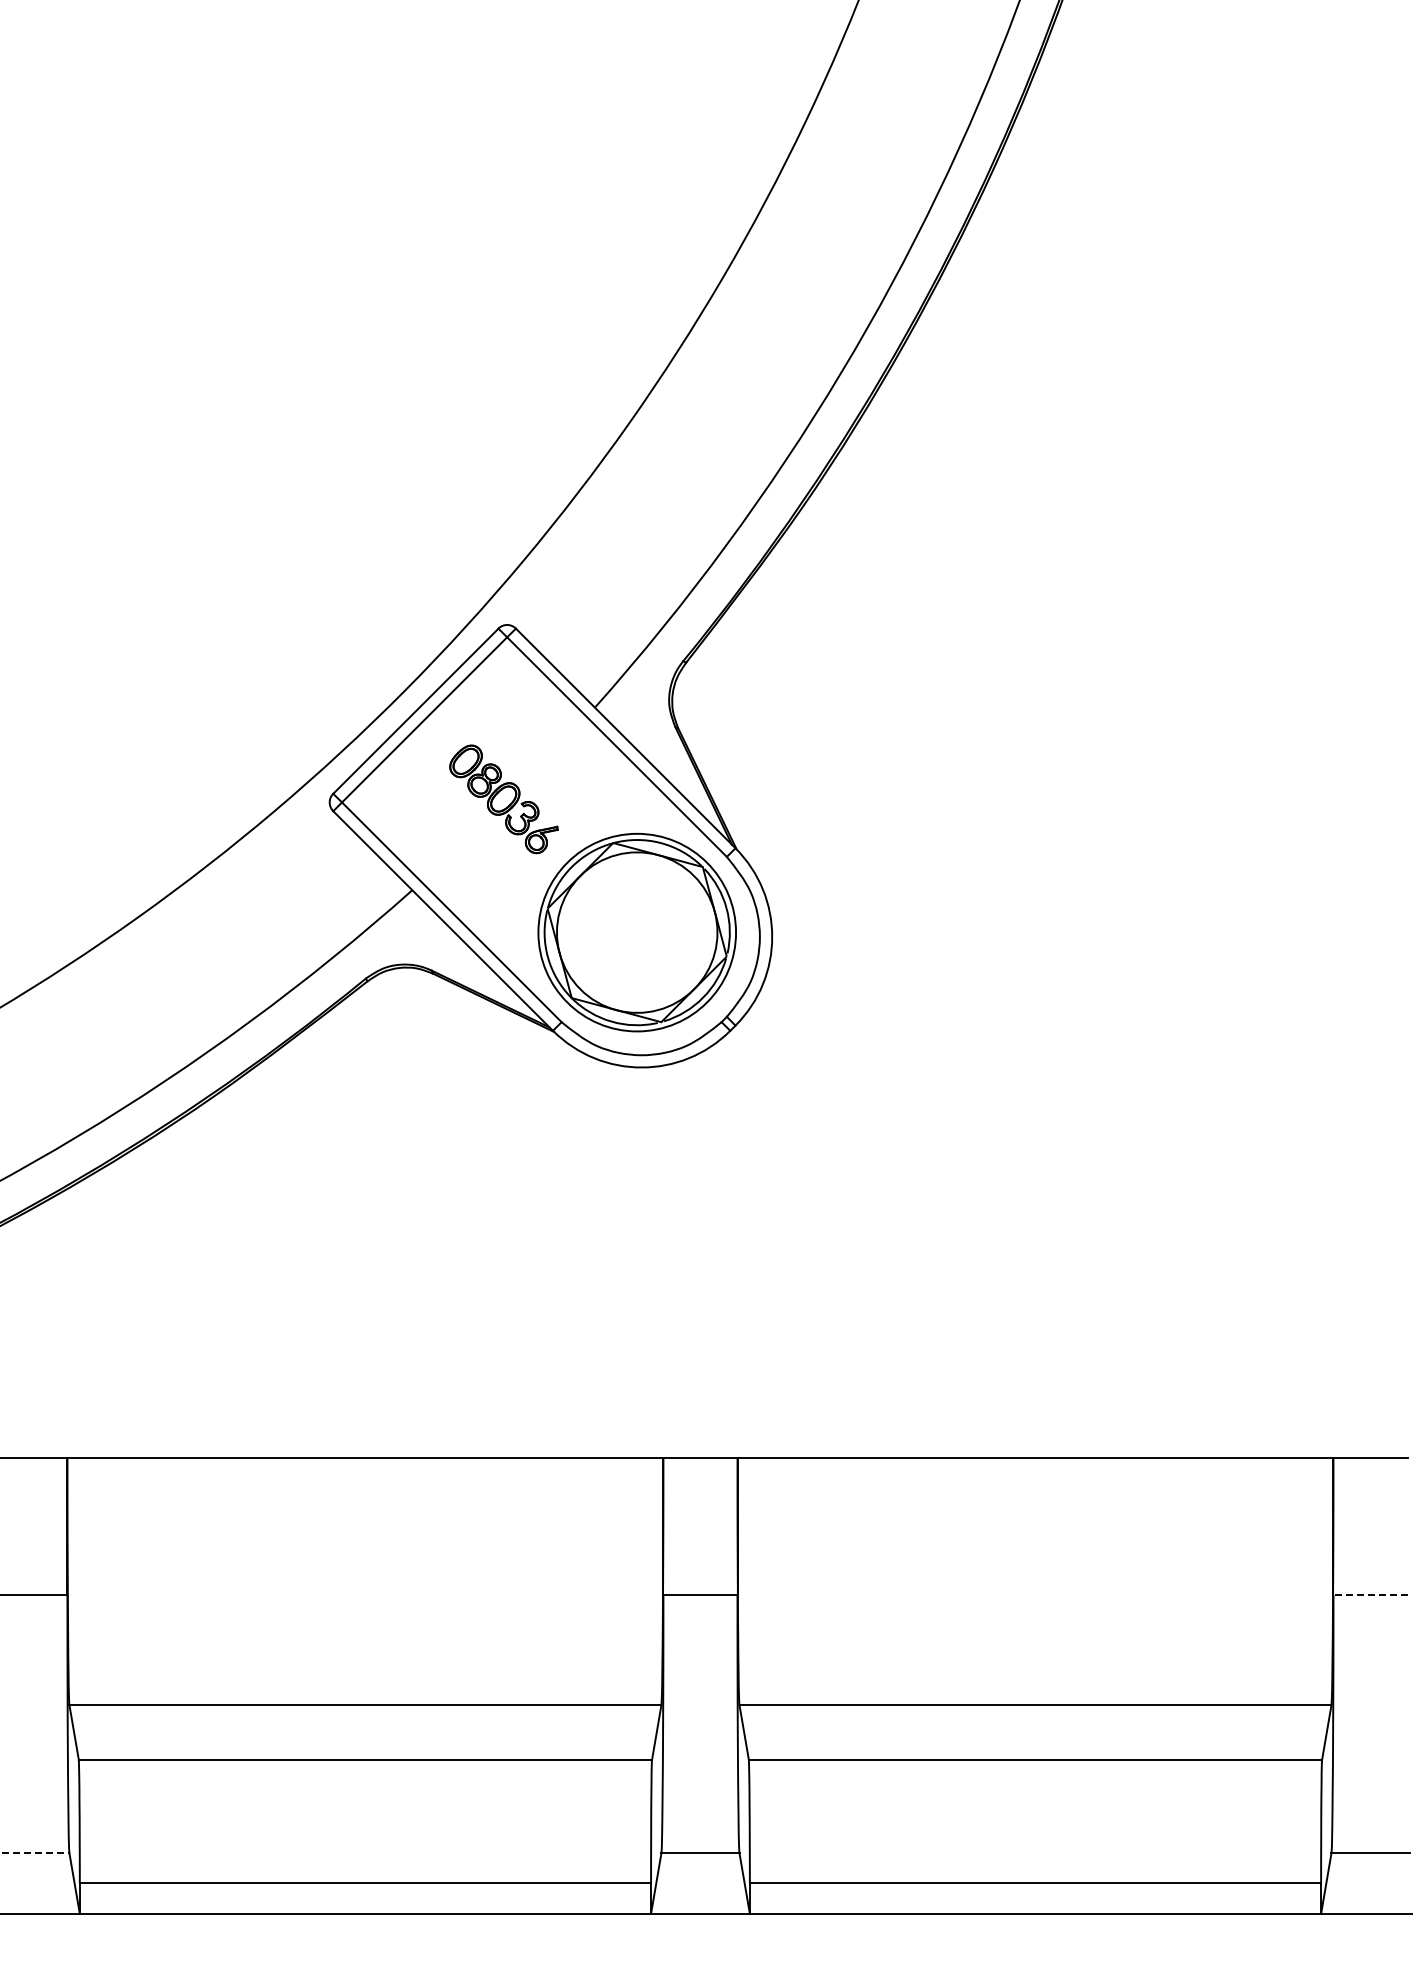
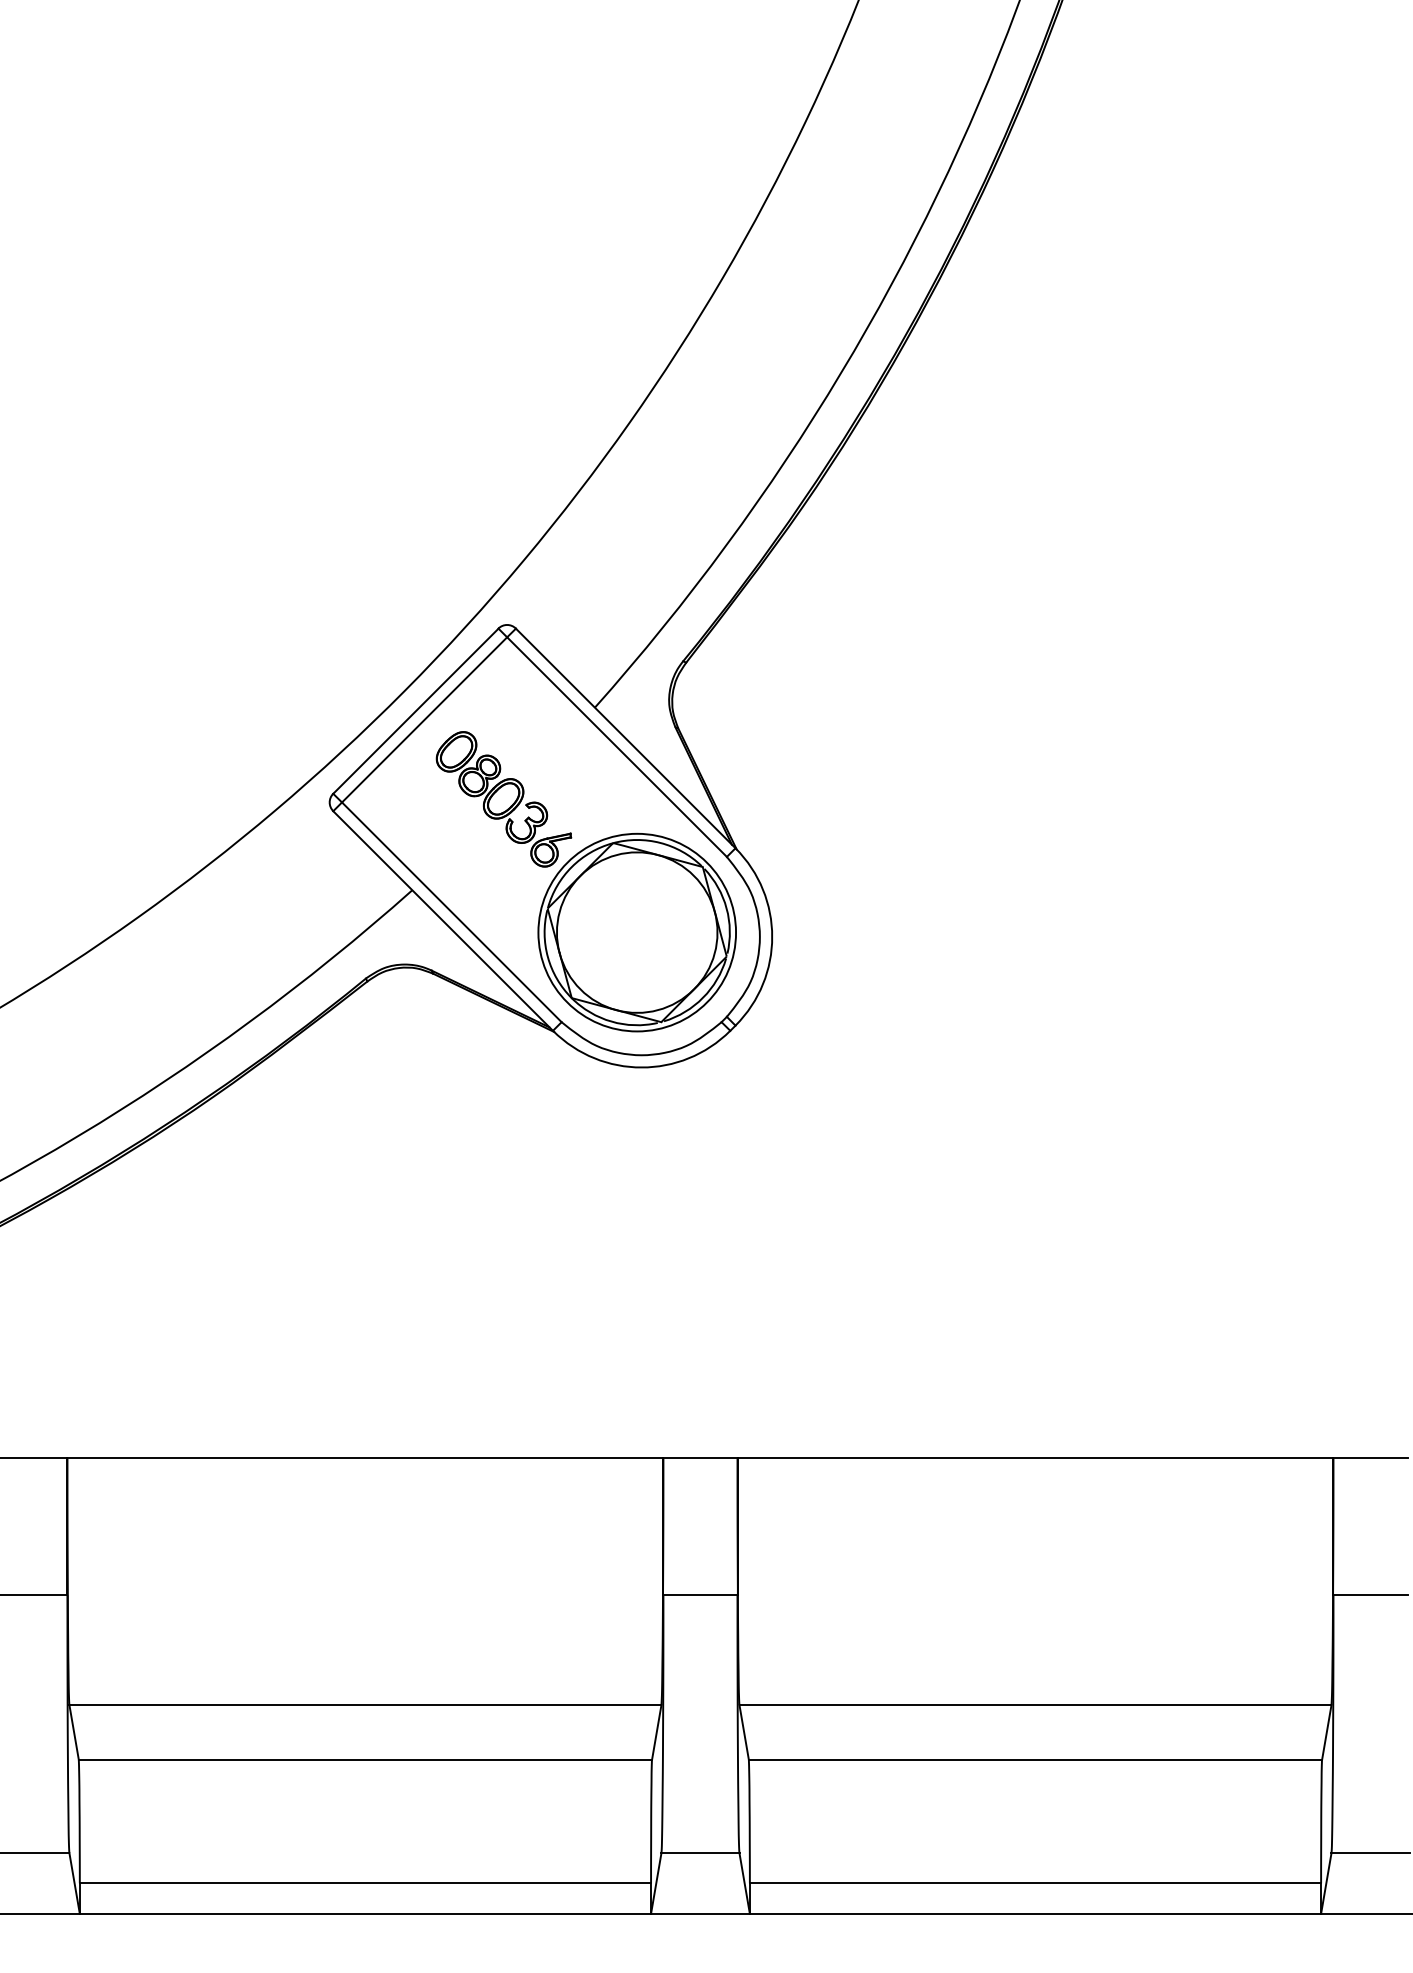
part size: 110x111 px -> 138x137 px (503, 799)
line: dashed -> solid (1370, 1595)
line: dashed -> solid (34, 1853)
